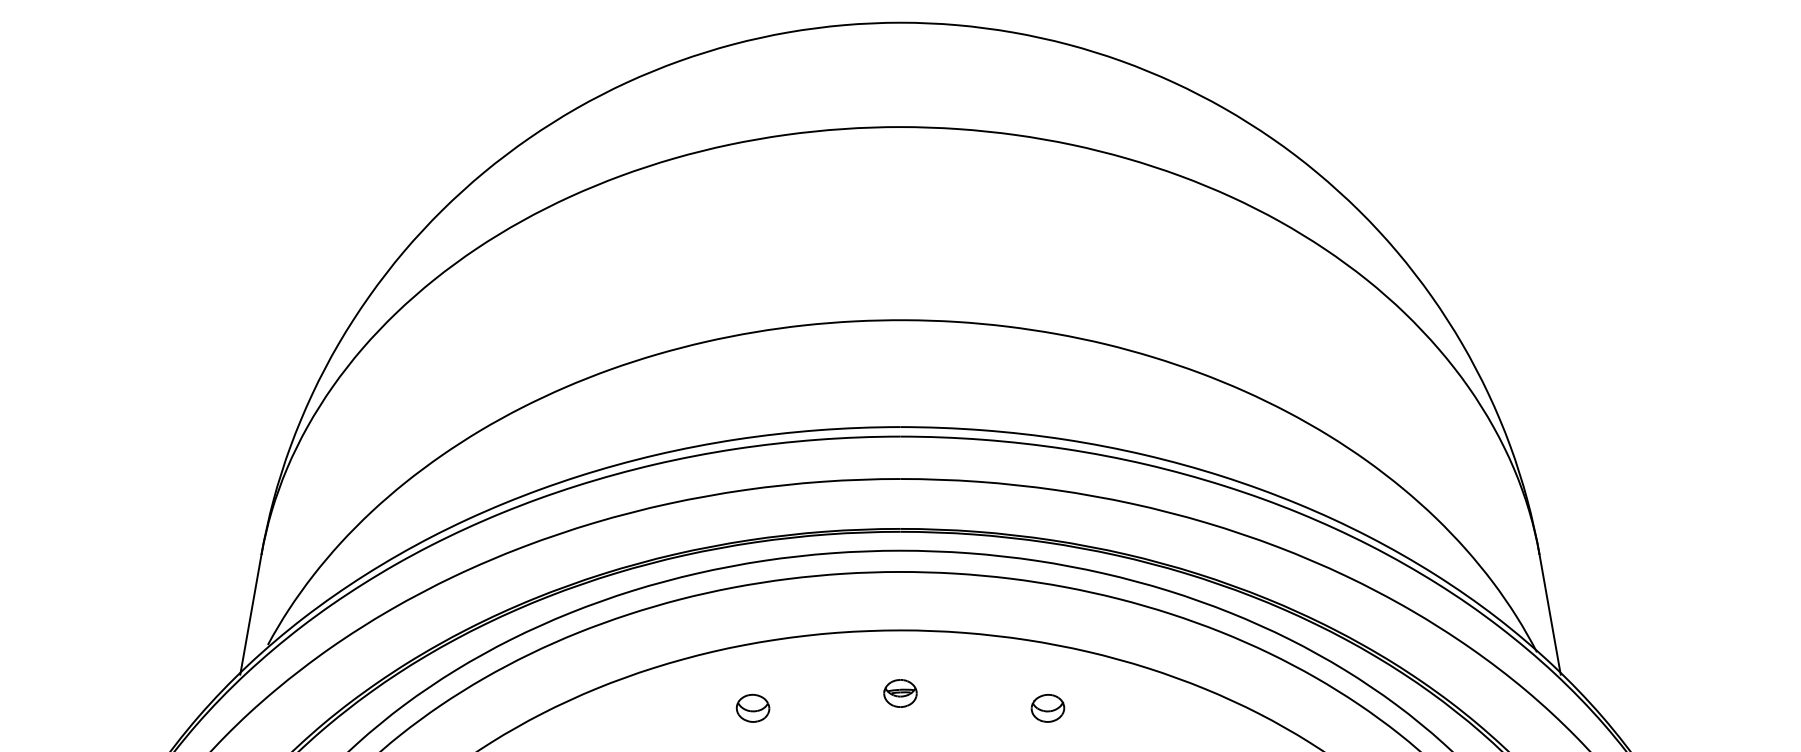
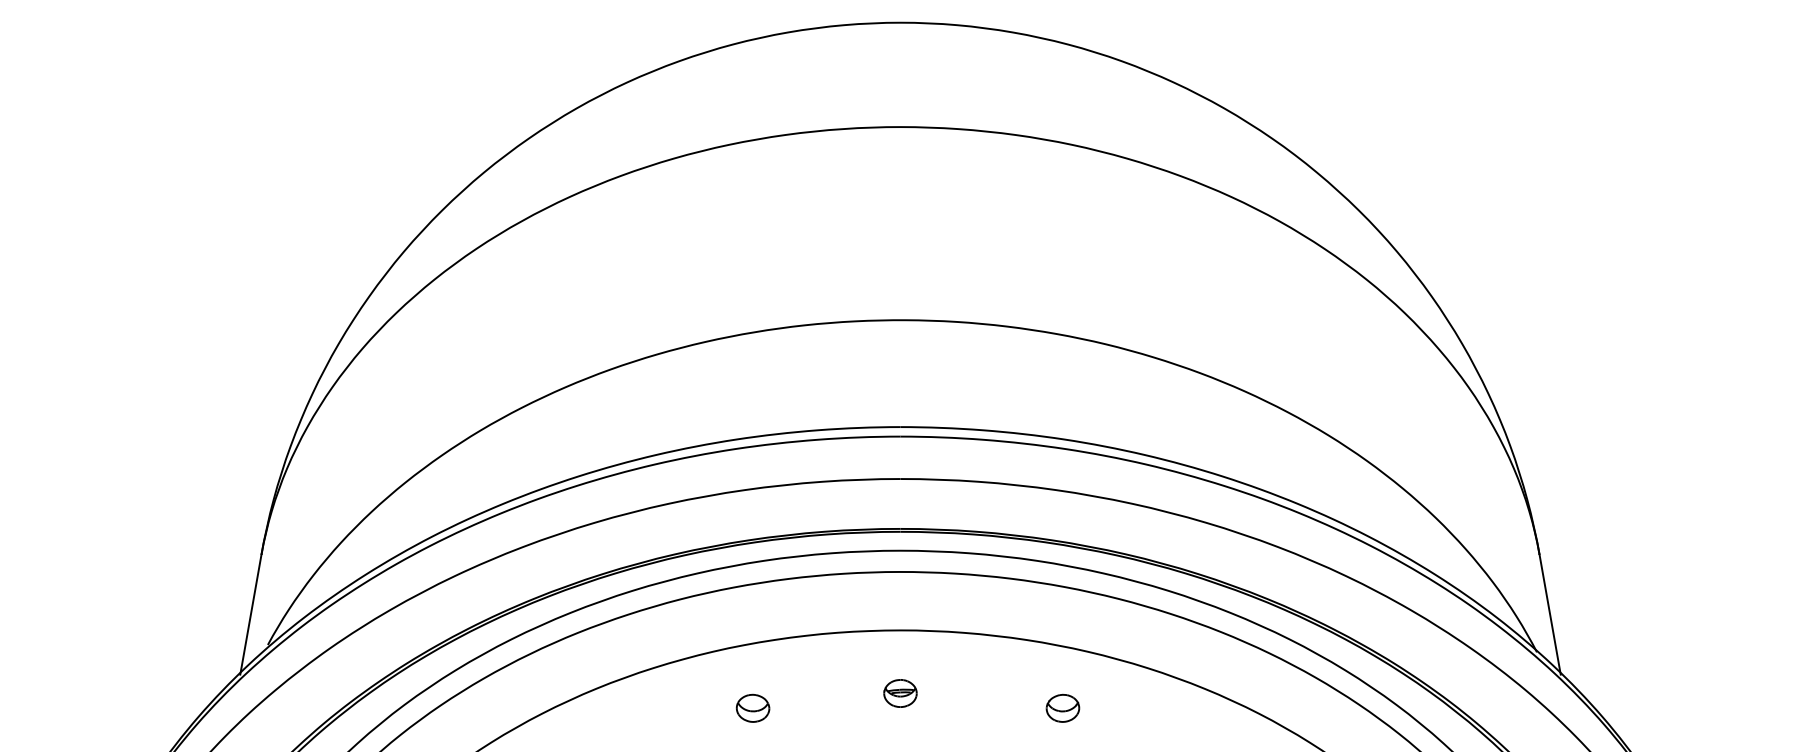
part position: (1047, 707) -> (1062, 707) (1062, 707)
